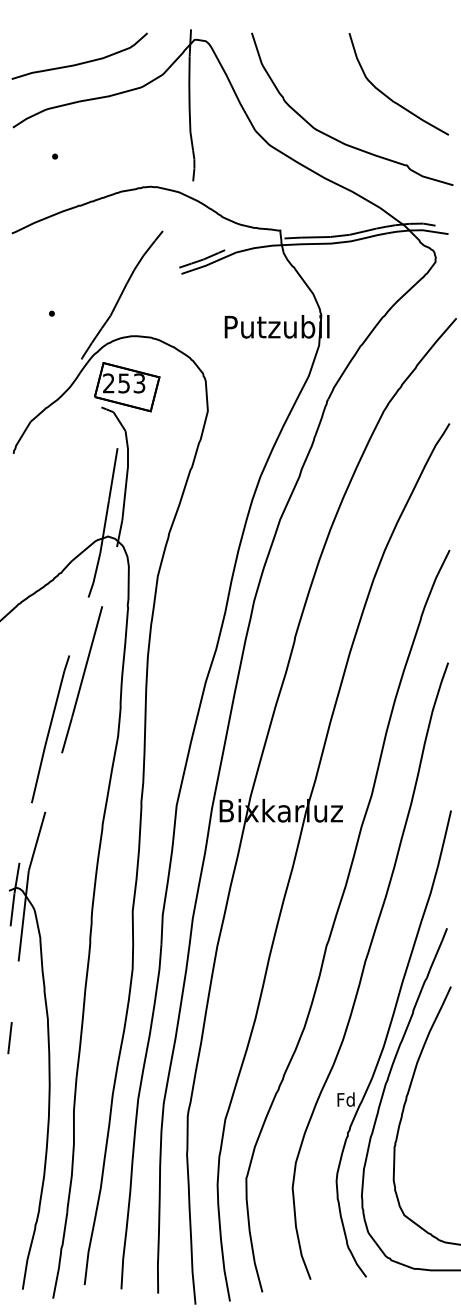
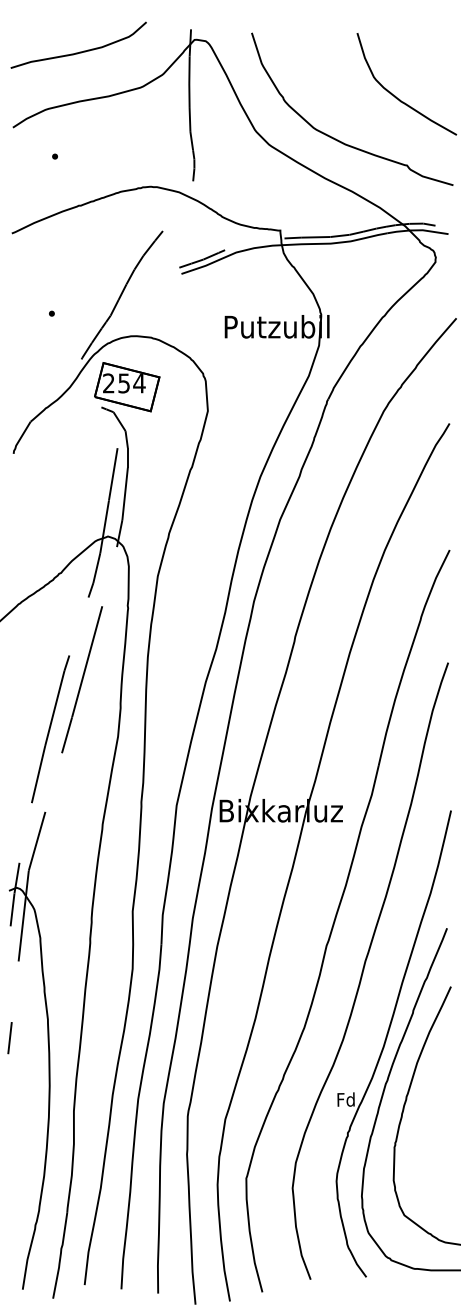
curve position: (80, 62) -> (79, 51) (79, 51)
curve position: (387, 95) -> (395, 95) (395, 95)
text: 253 -> 254 (139, 383)
